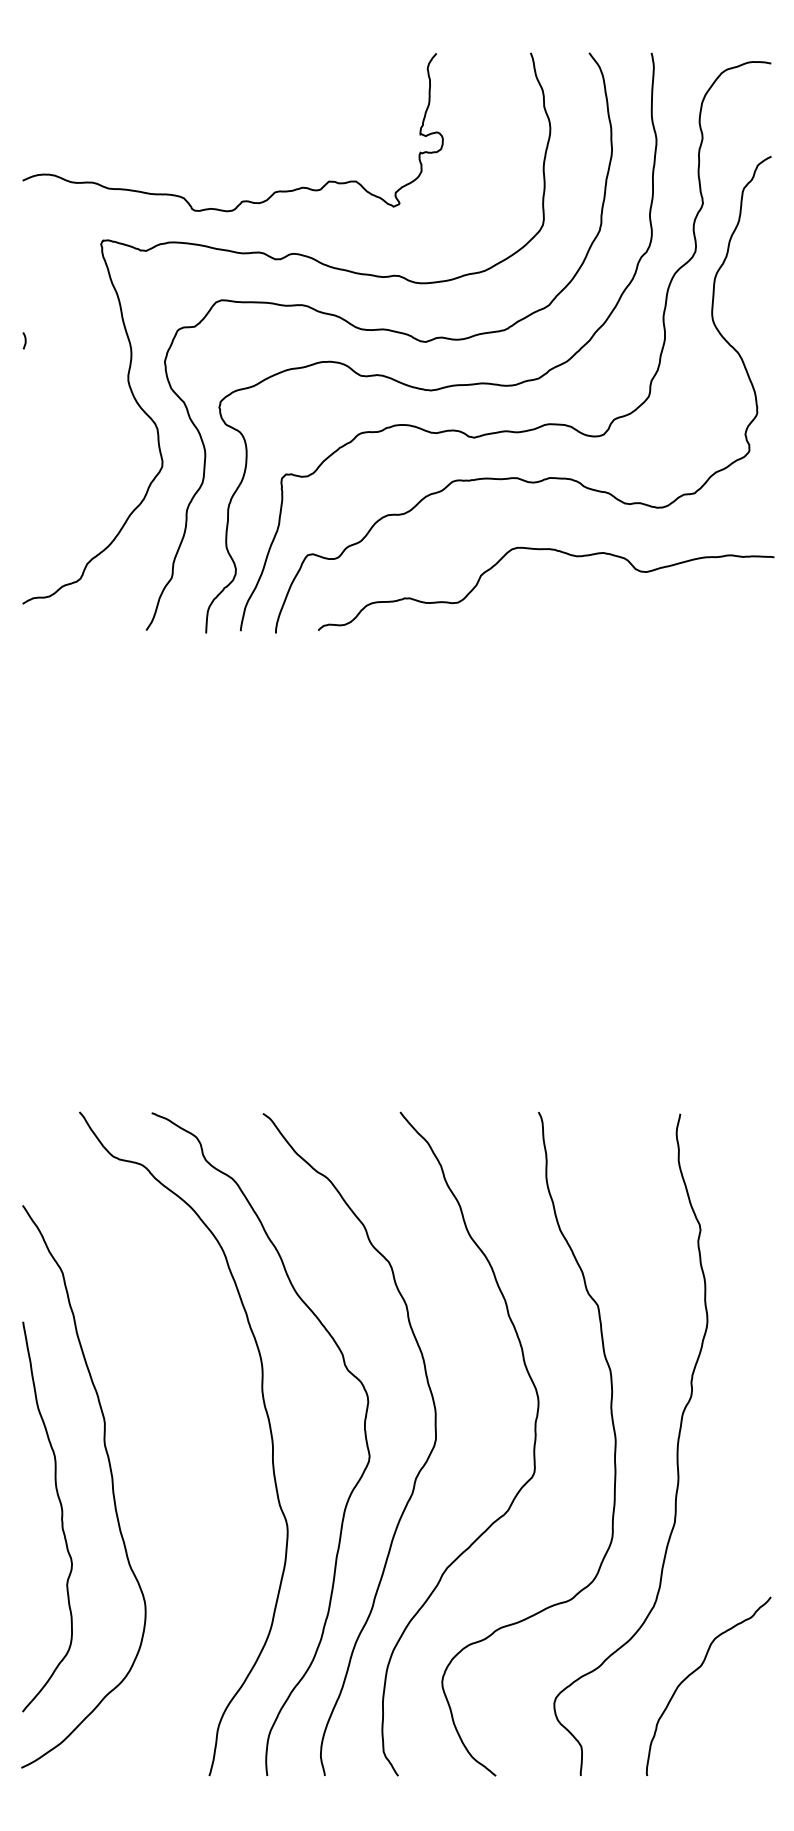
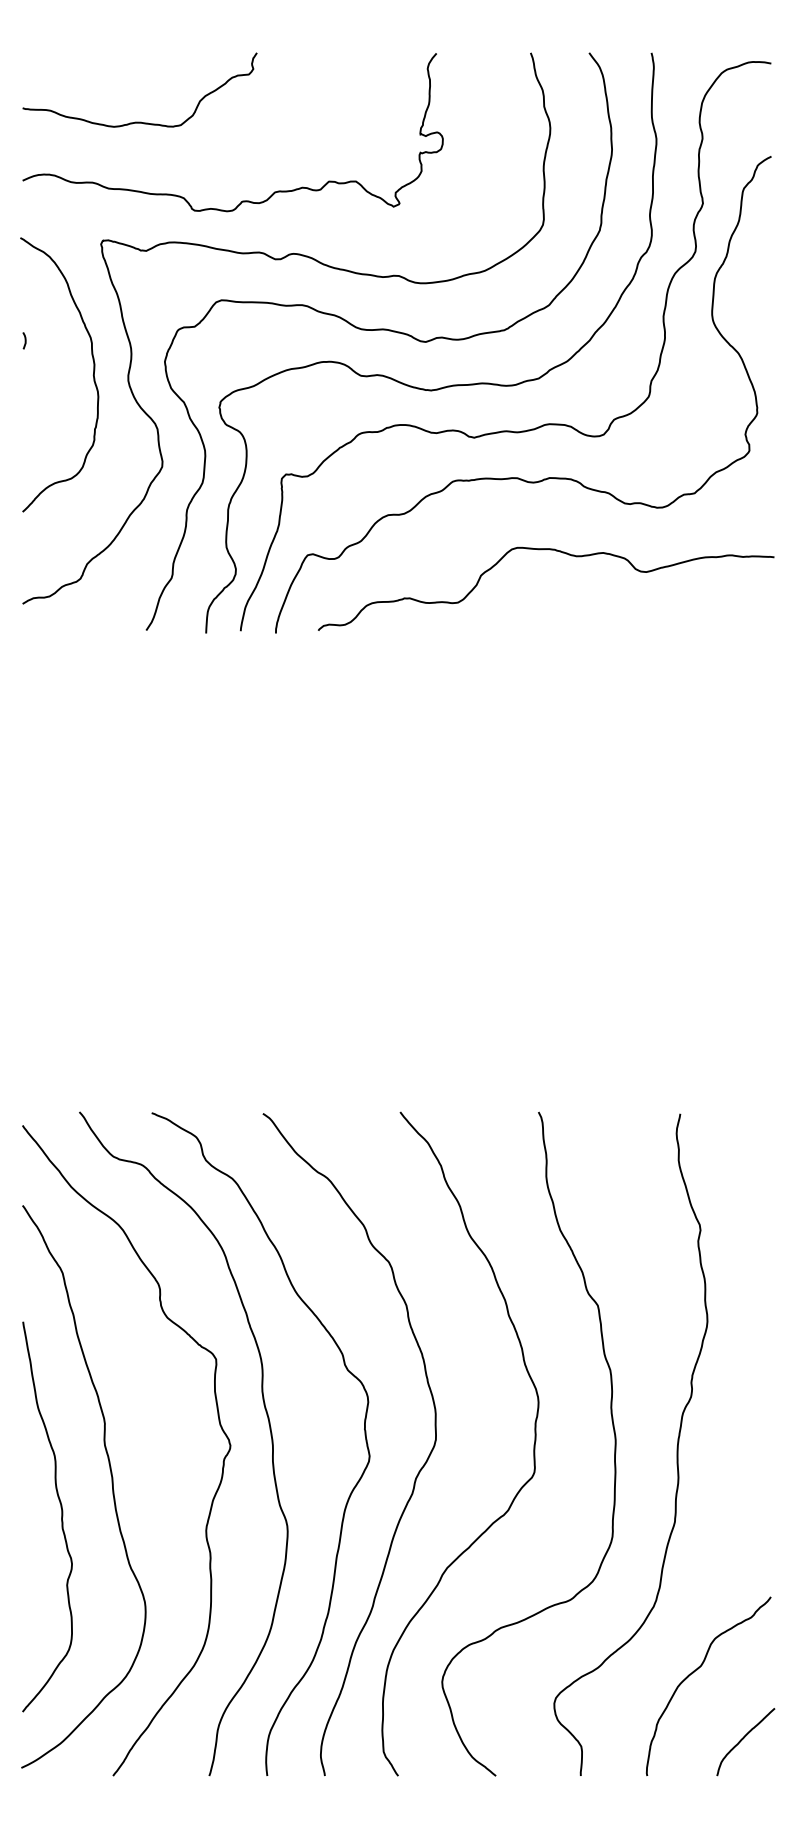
curve: none -> present (139, 121)
curve: none -> present (92, 375)
curve: none -> present (219, 1425)
curve: none -> present (743, 1739)
